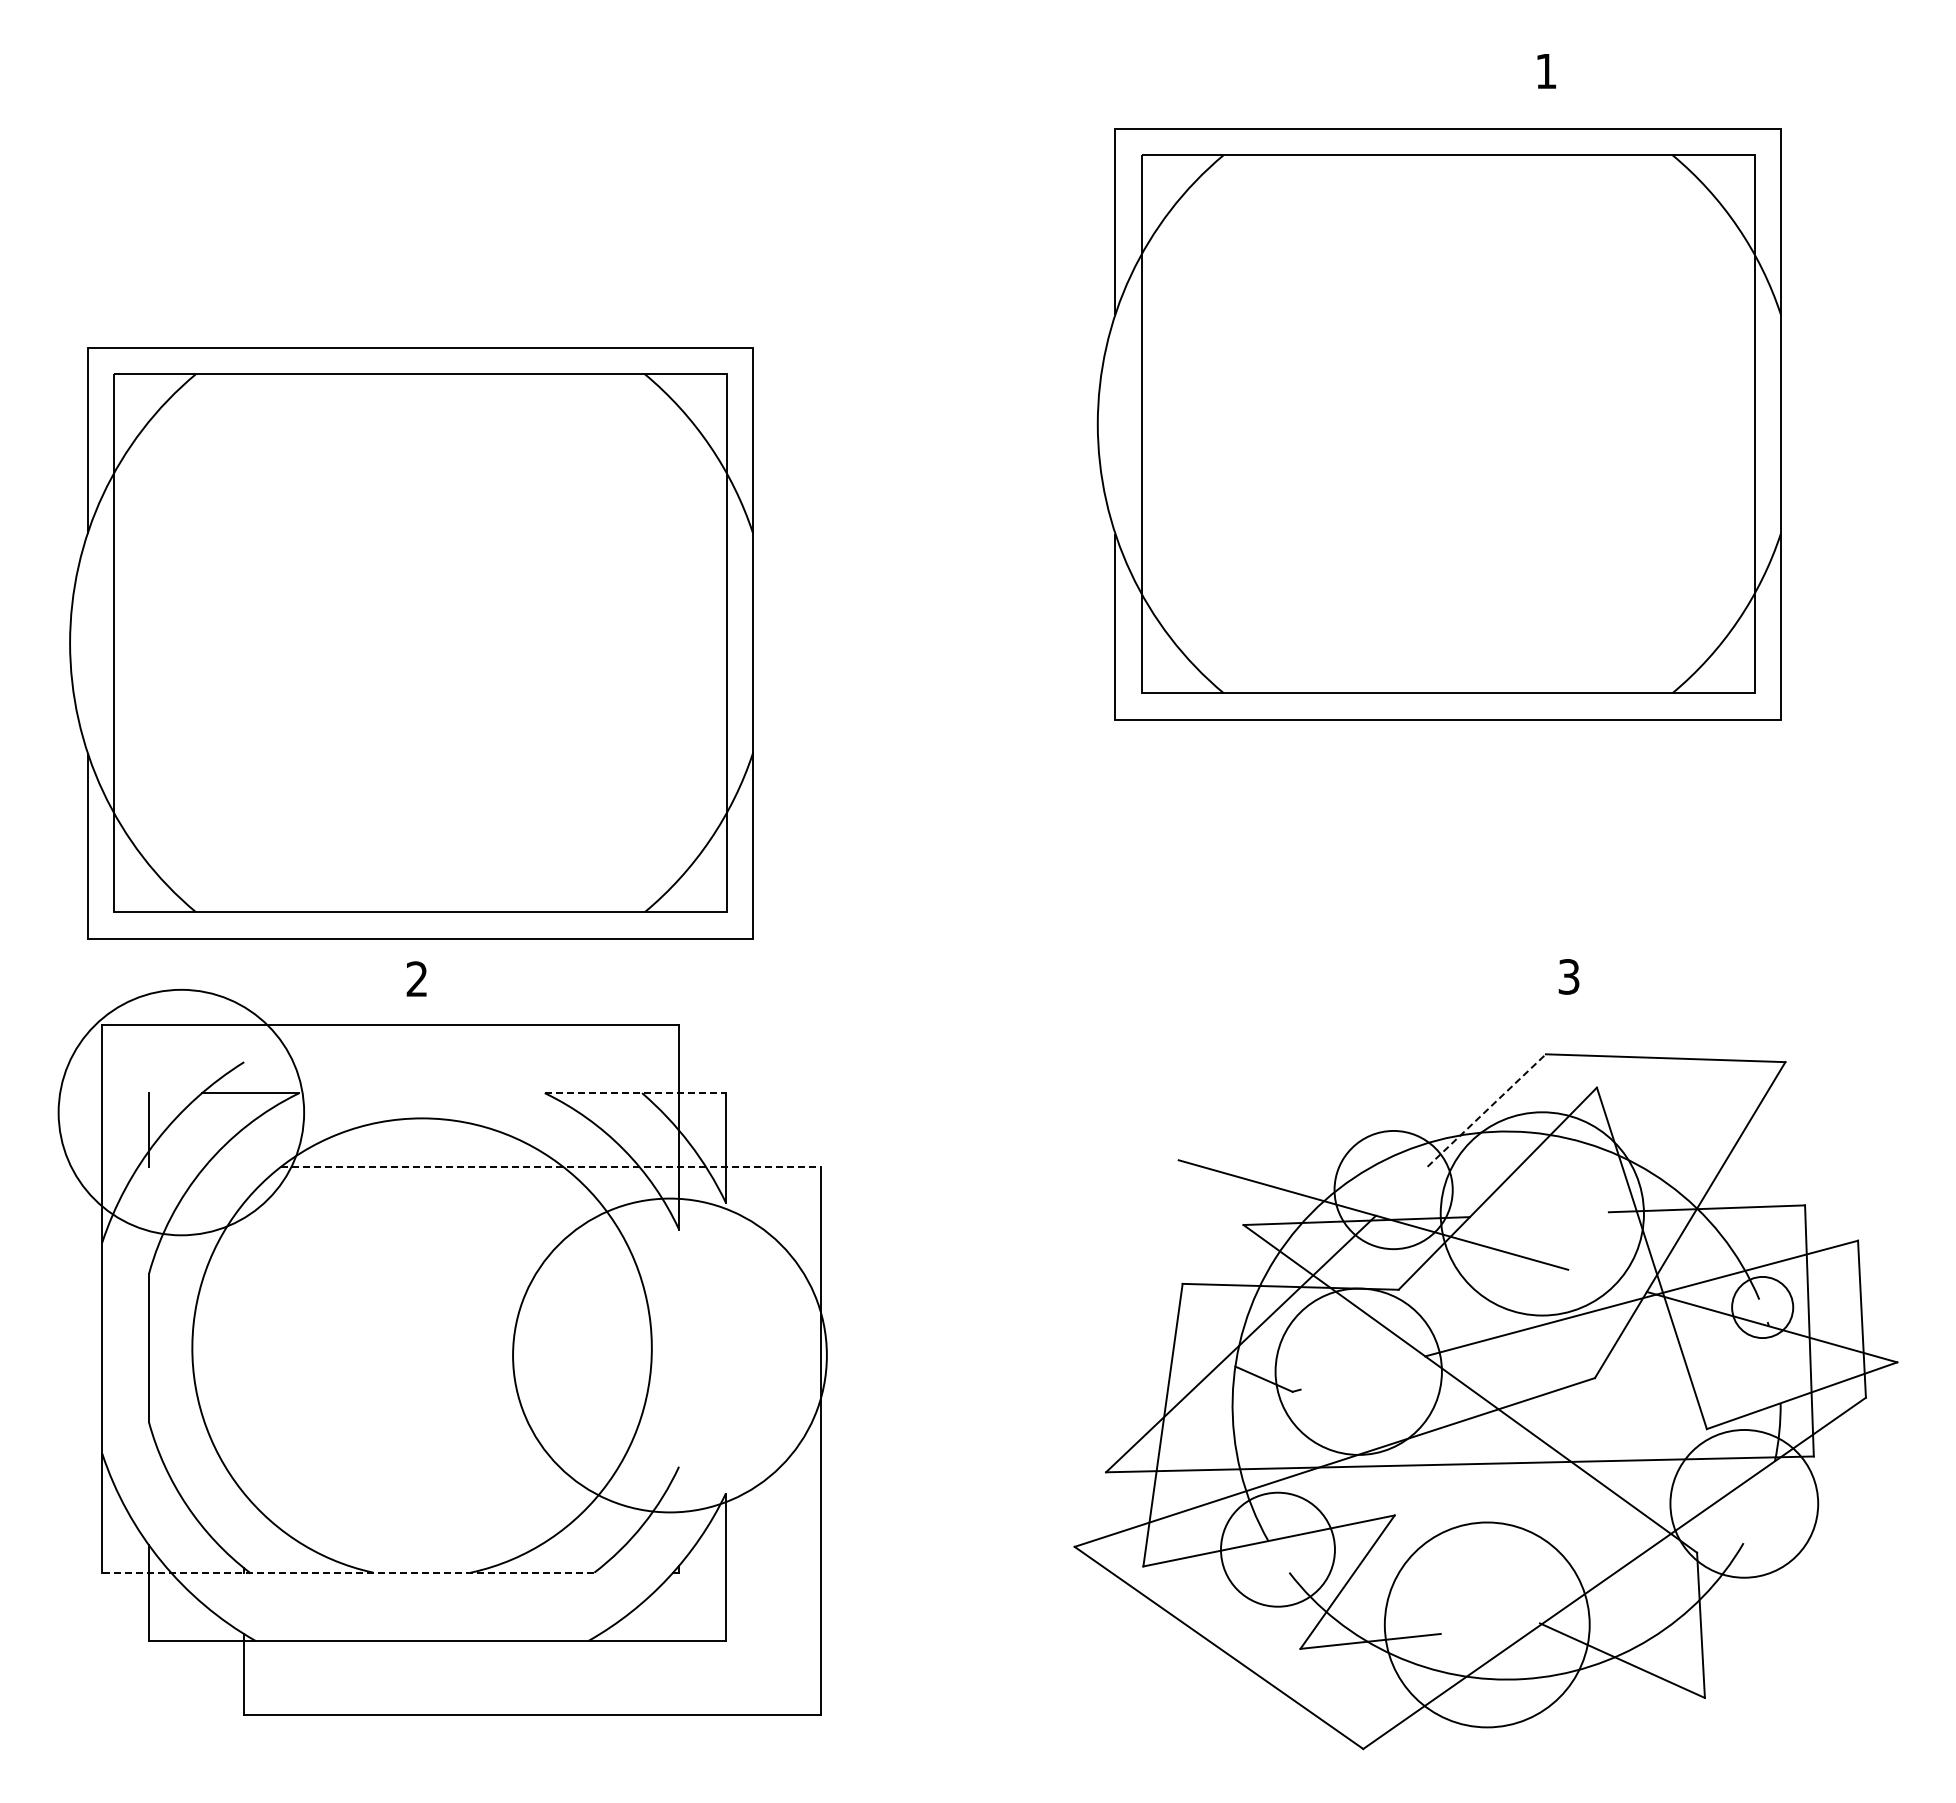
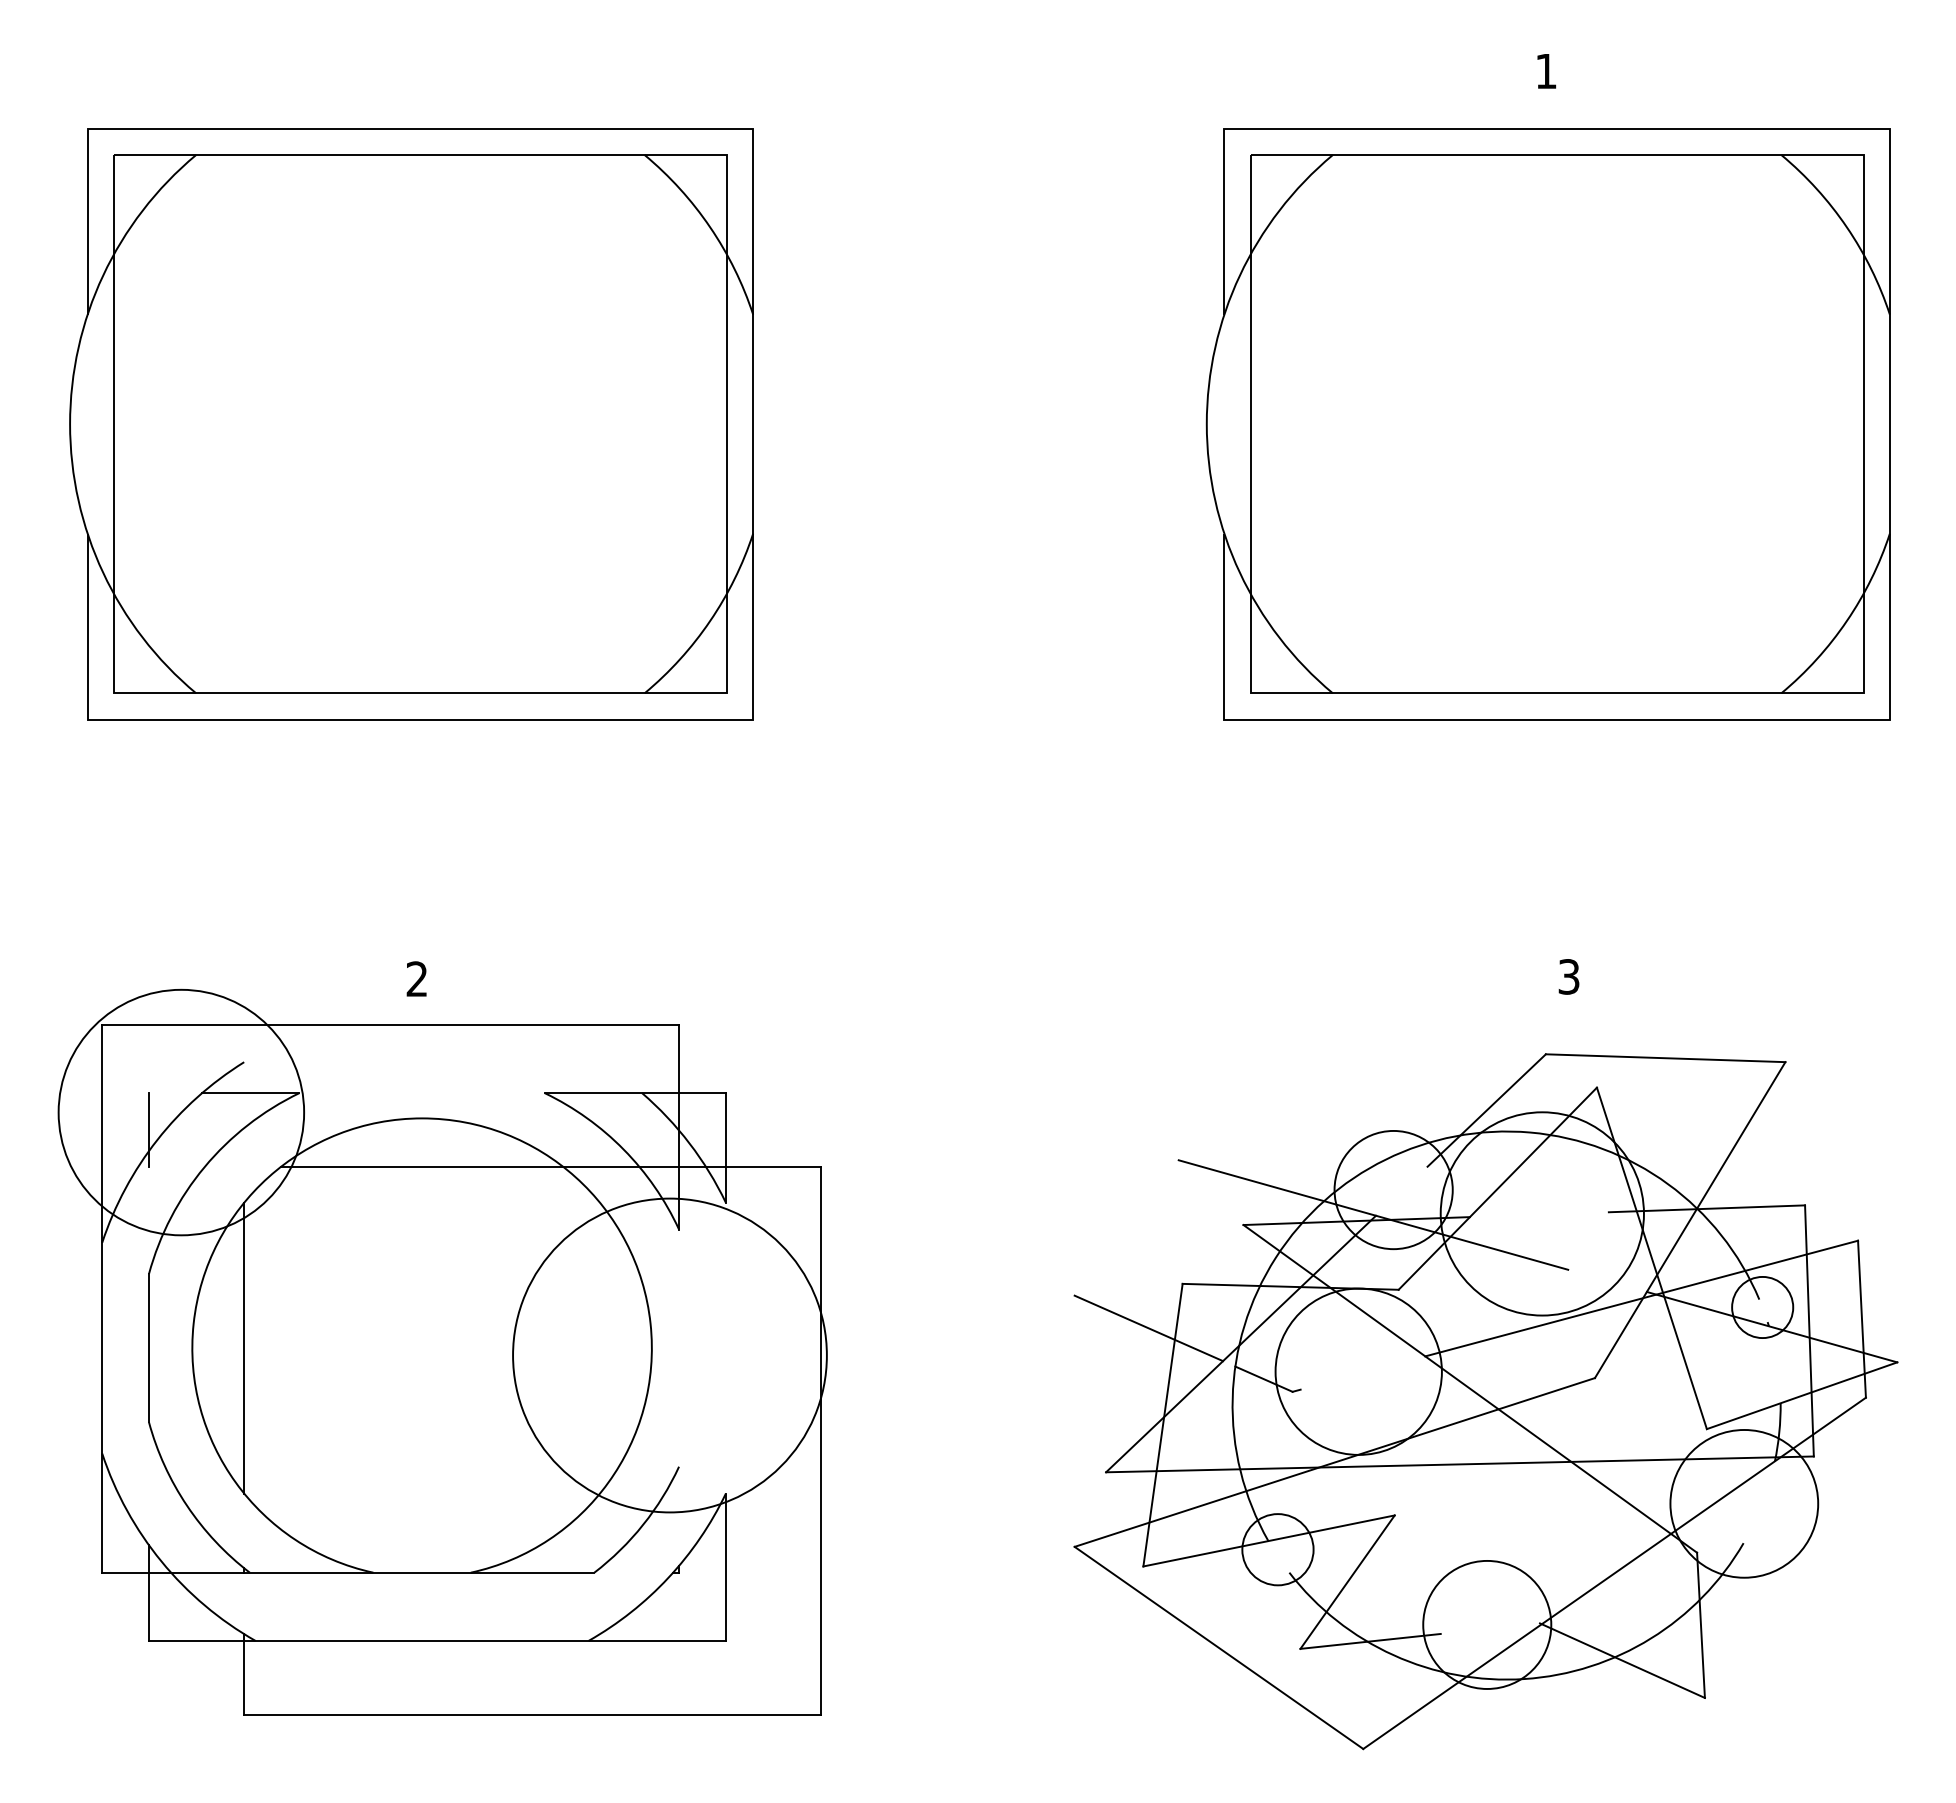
part position: (1438, 424) -> (1547, 424) (1547, 424)
part position: (411, 643) -> (411, 424) (411, 424)
line: dashed -> solid (635, 1093)
line: dashed -> solid (1486, 1110)
line: dashed -> solid (551, 1166)
line: none -> present (1148, 1328)
line: none -> present (244, 1347)
circle diameter: 114 px -> 71 px (1277, 1549)
line: dashed -> solid (347, 1572)
circle diameter: 205 px -> 128 px (1487, 1624)
